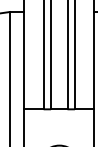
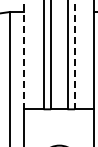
line: solid -> dashed (24, 55)
line: solid -> dashed (74, 55)
